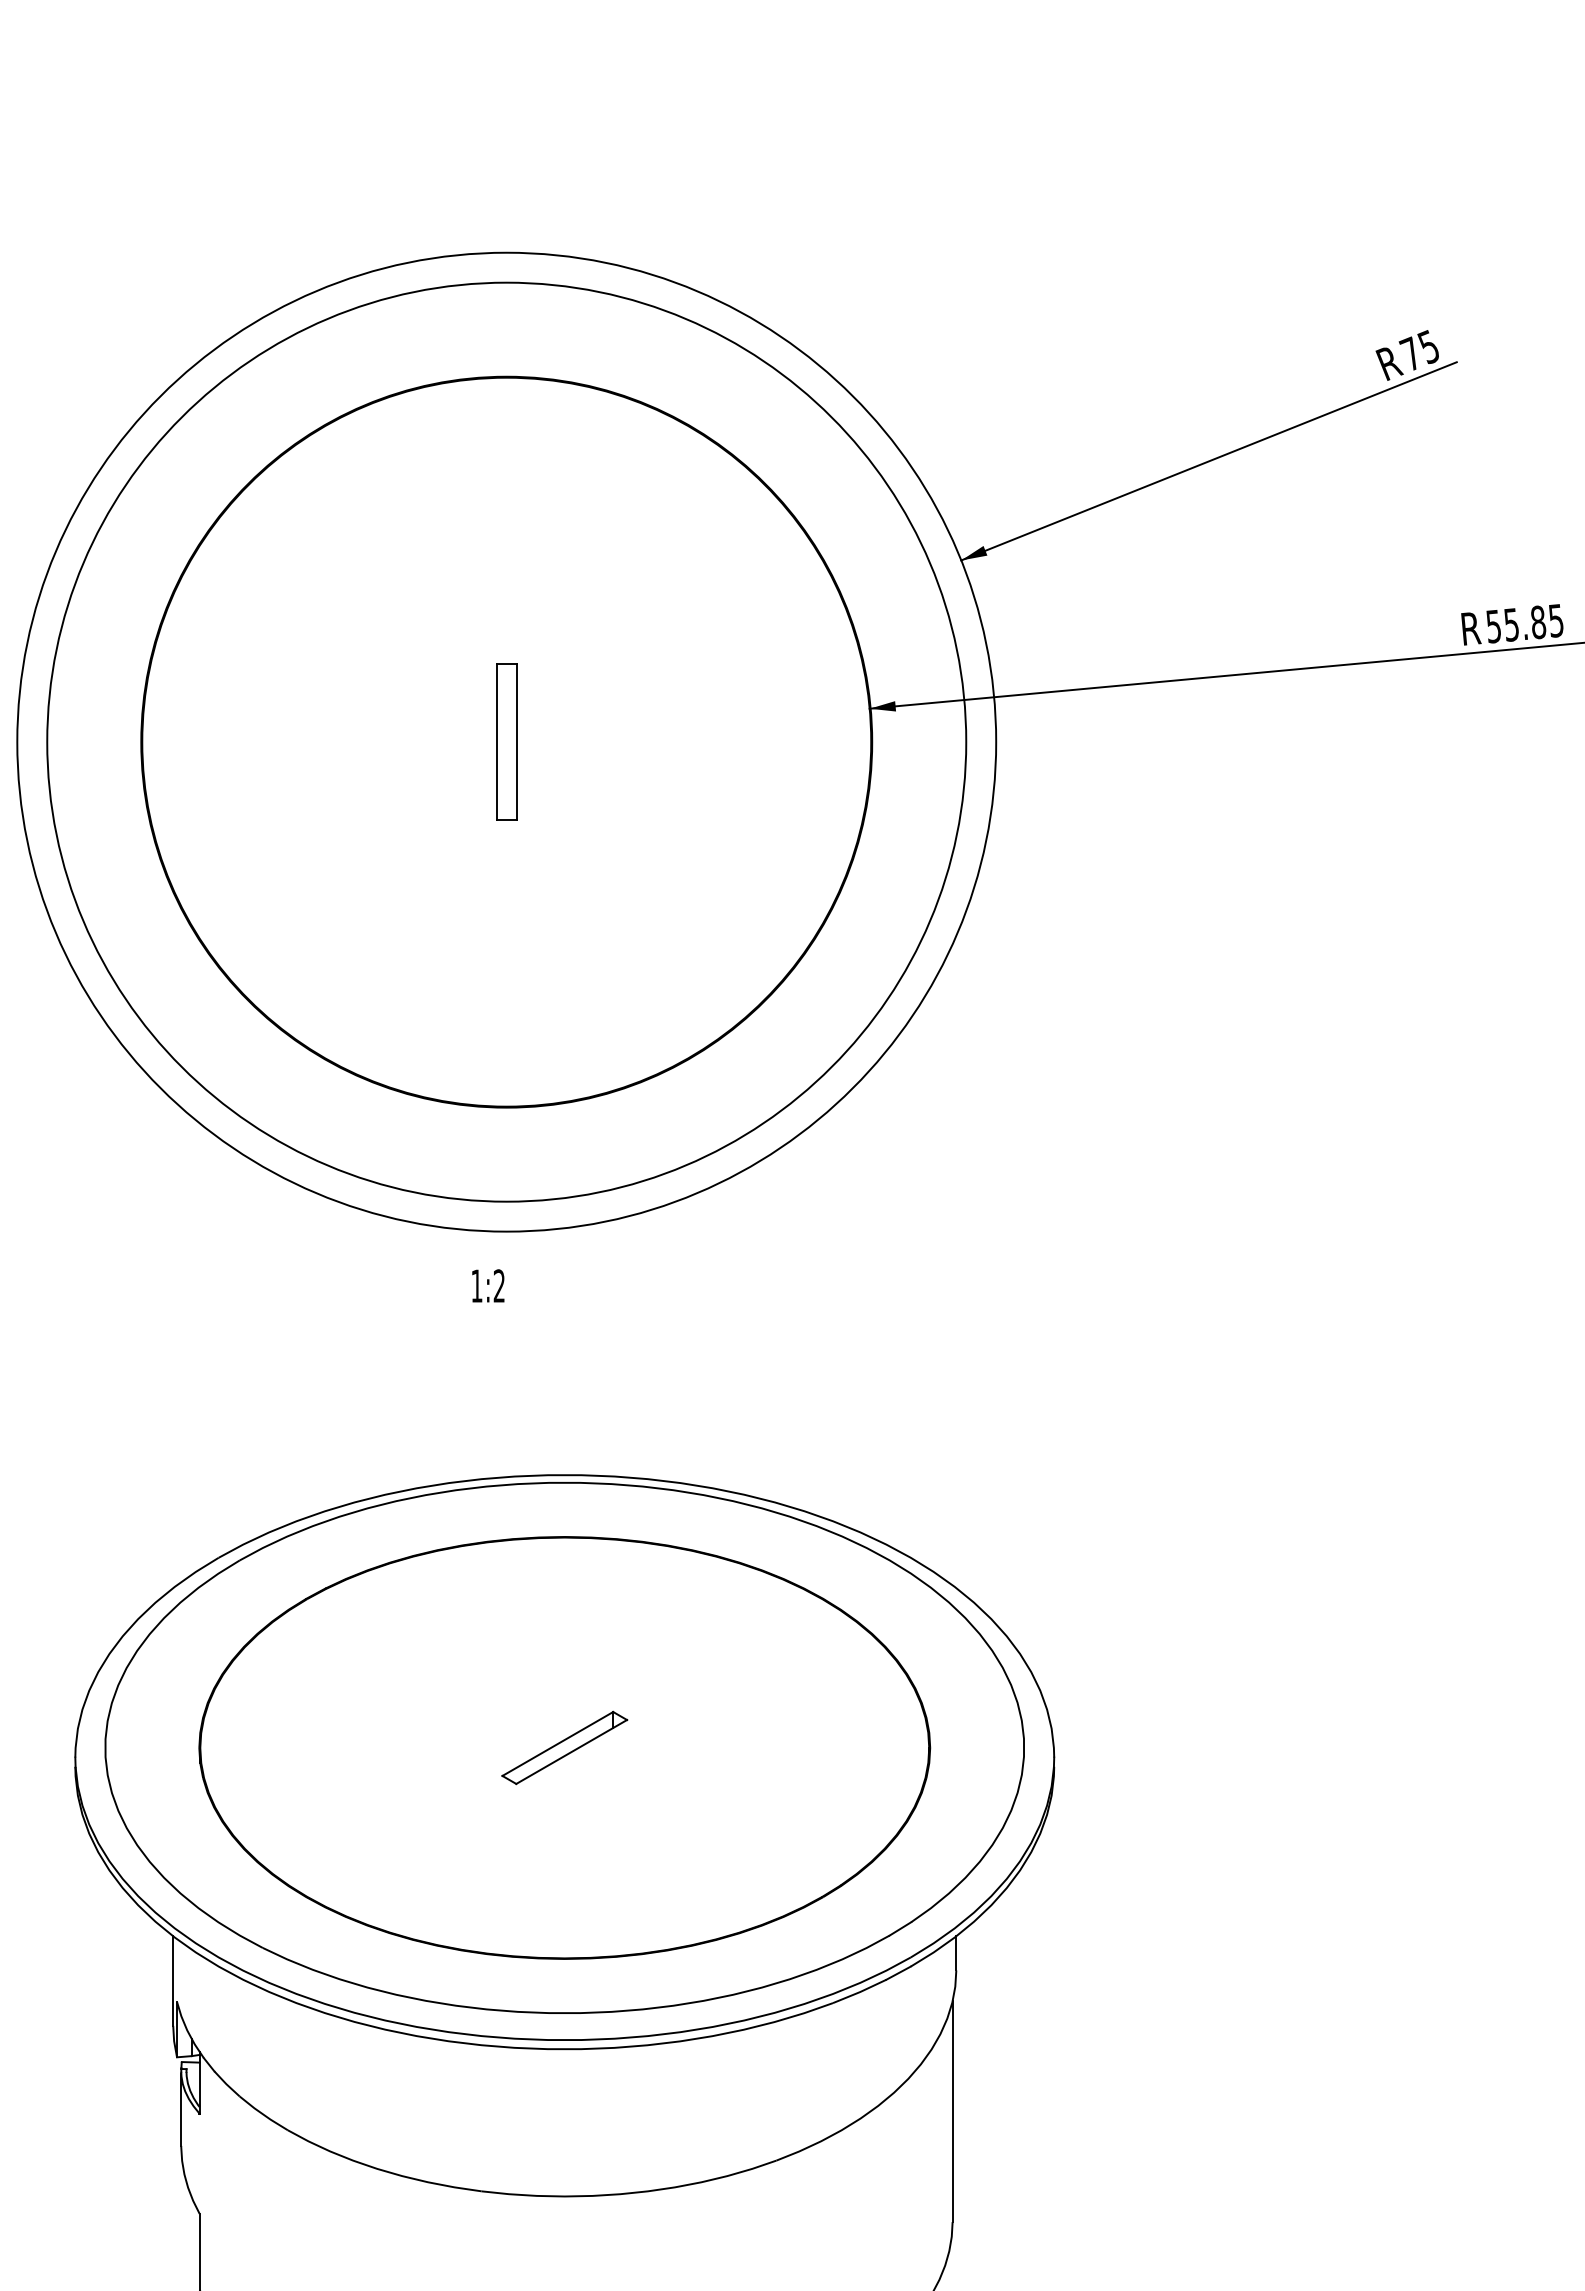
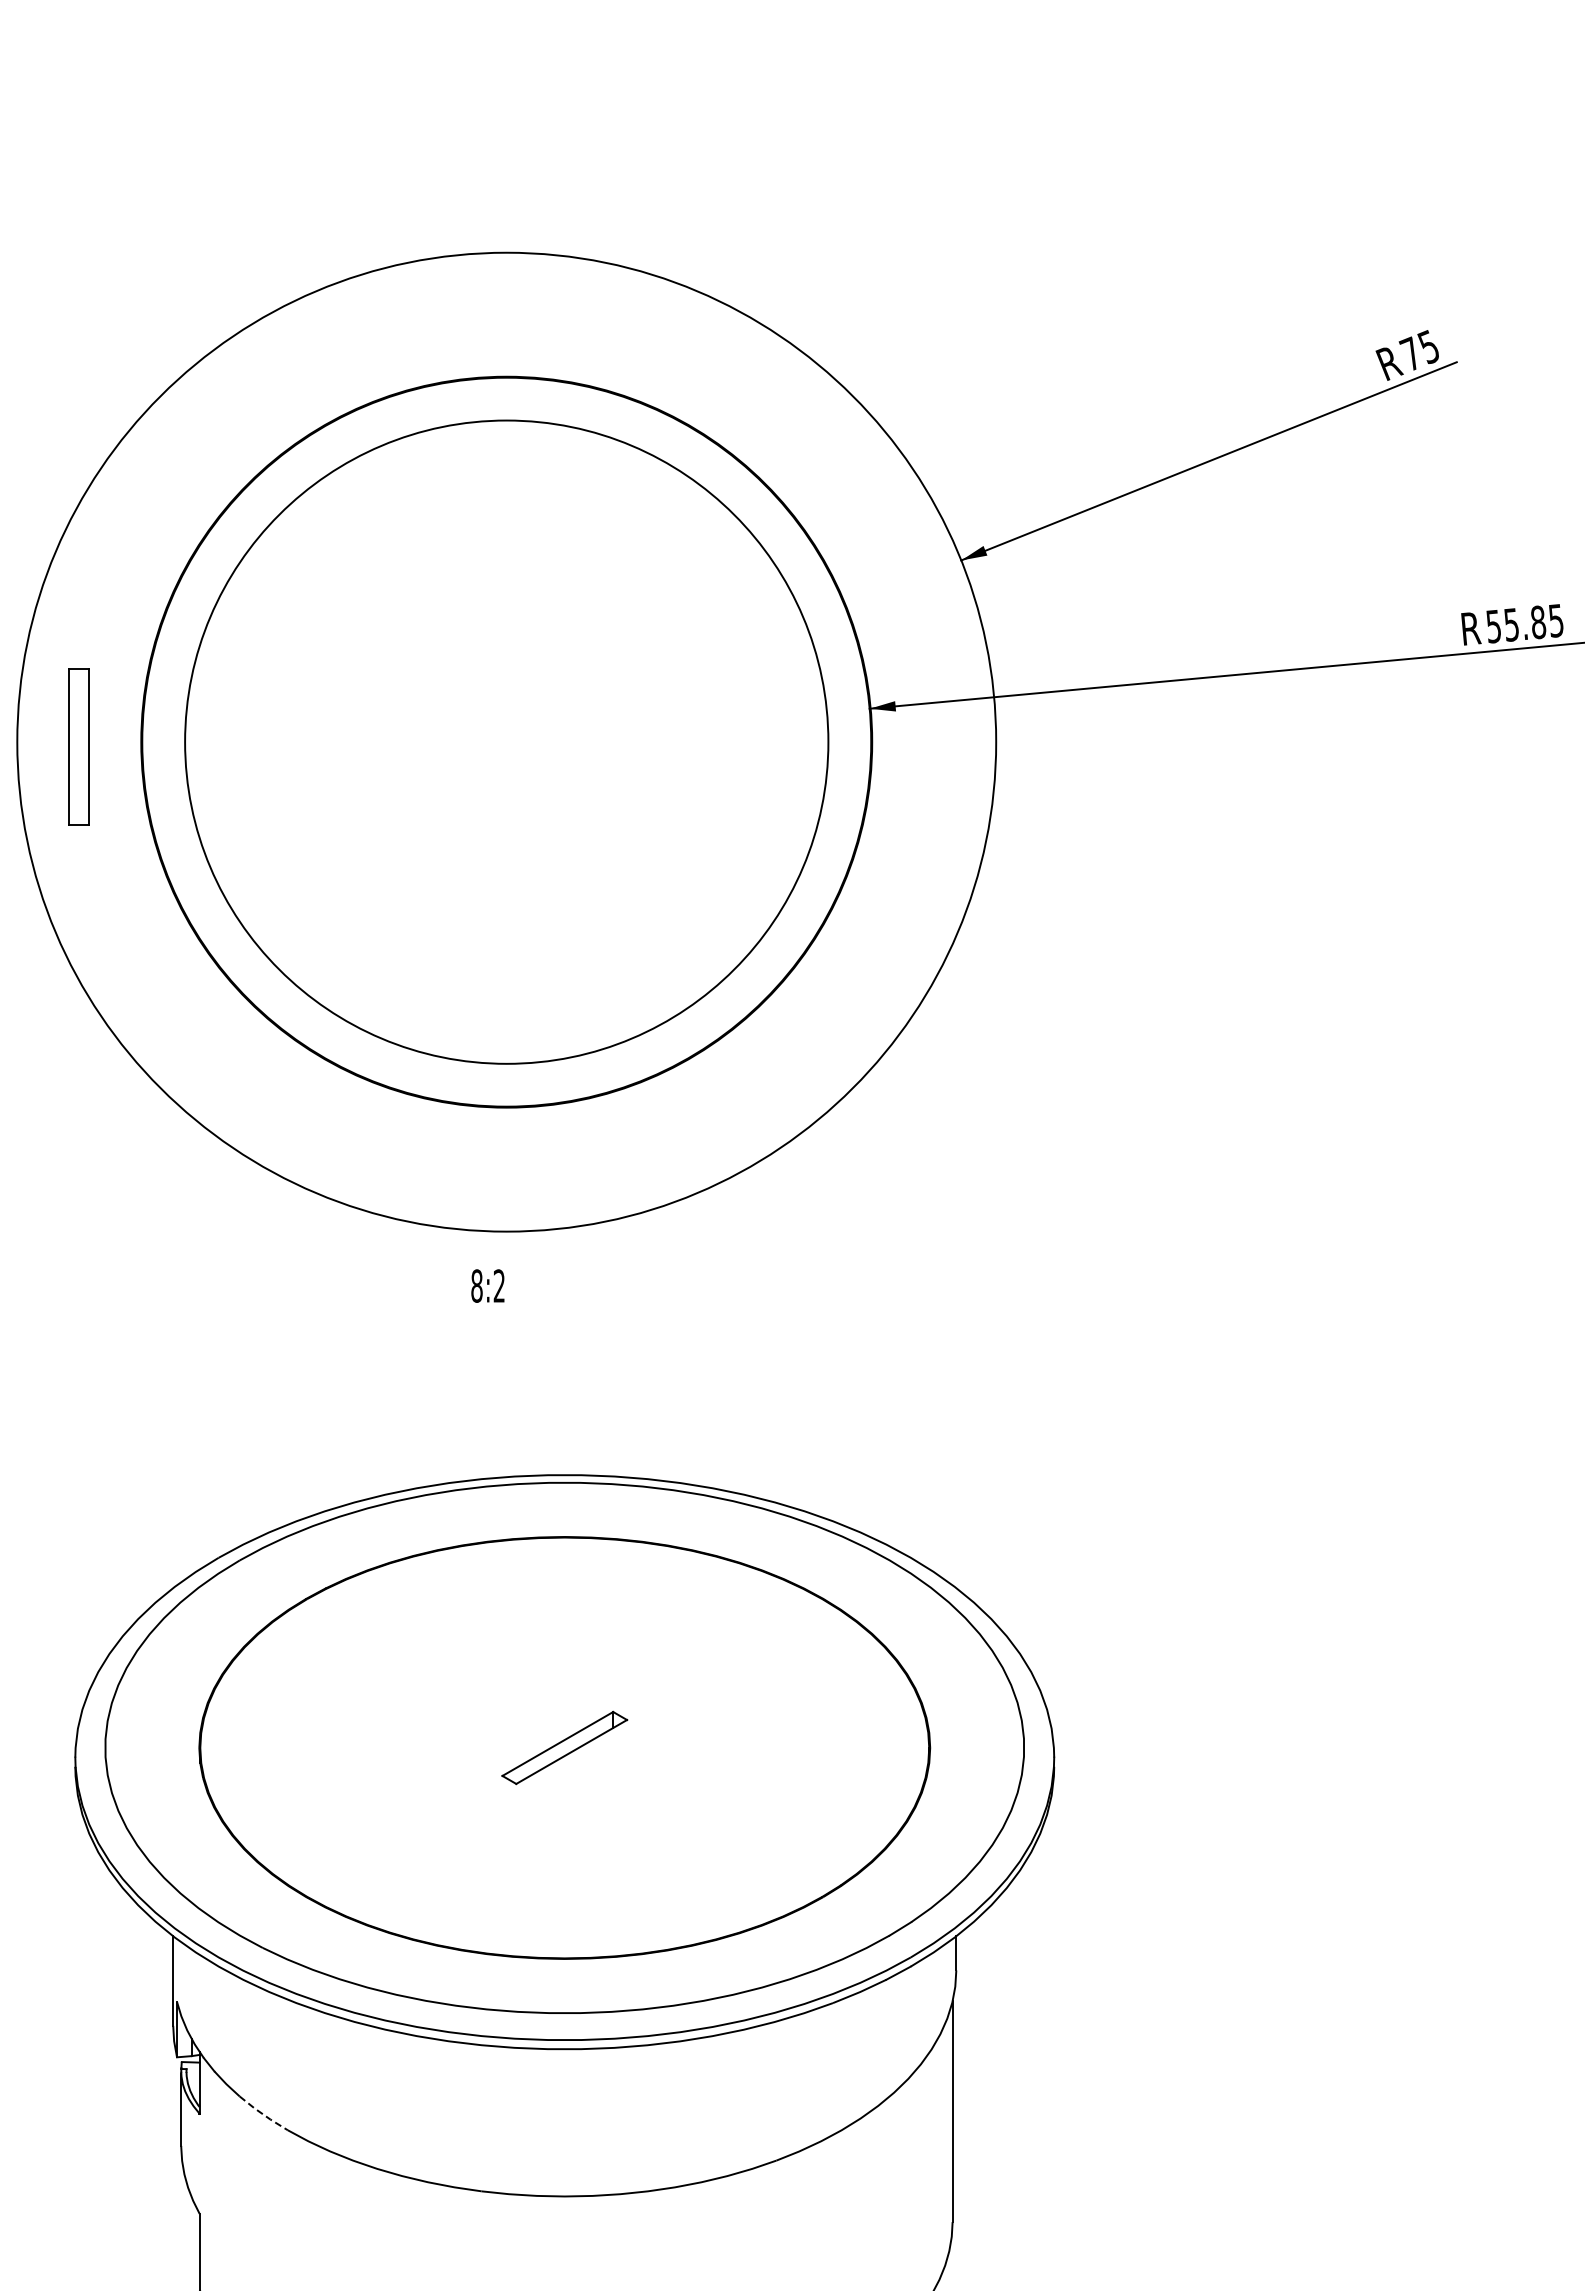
circle diameter: 919 px -> 643 px (506, 741)
part position: (506, 741) -> (78, 746) (78, 746)
text: 1:2 -> 8:2 (476, 1285)
line: solid -> dashed (263, 2114)
